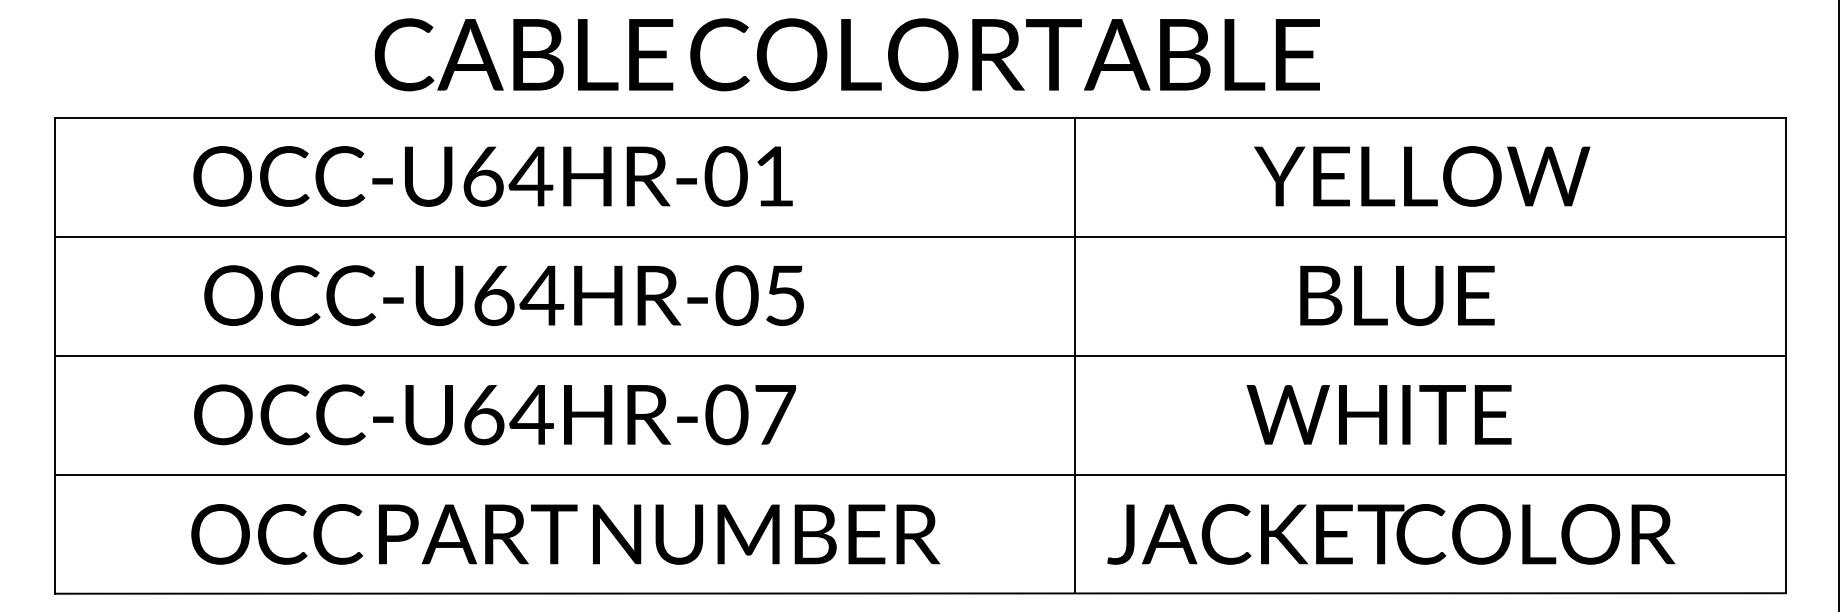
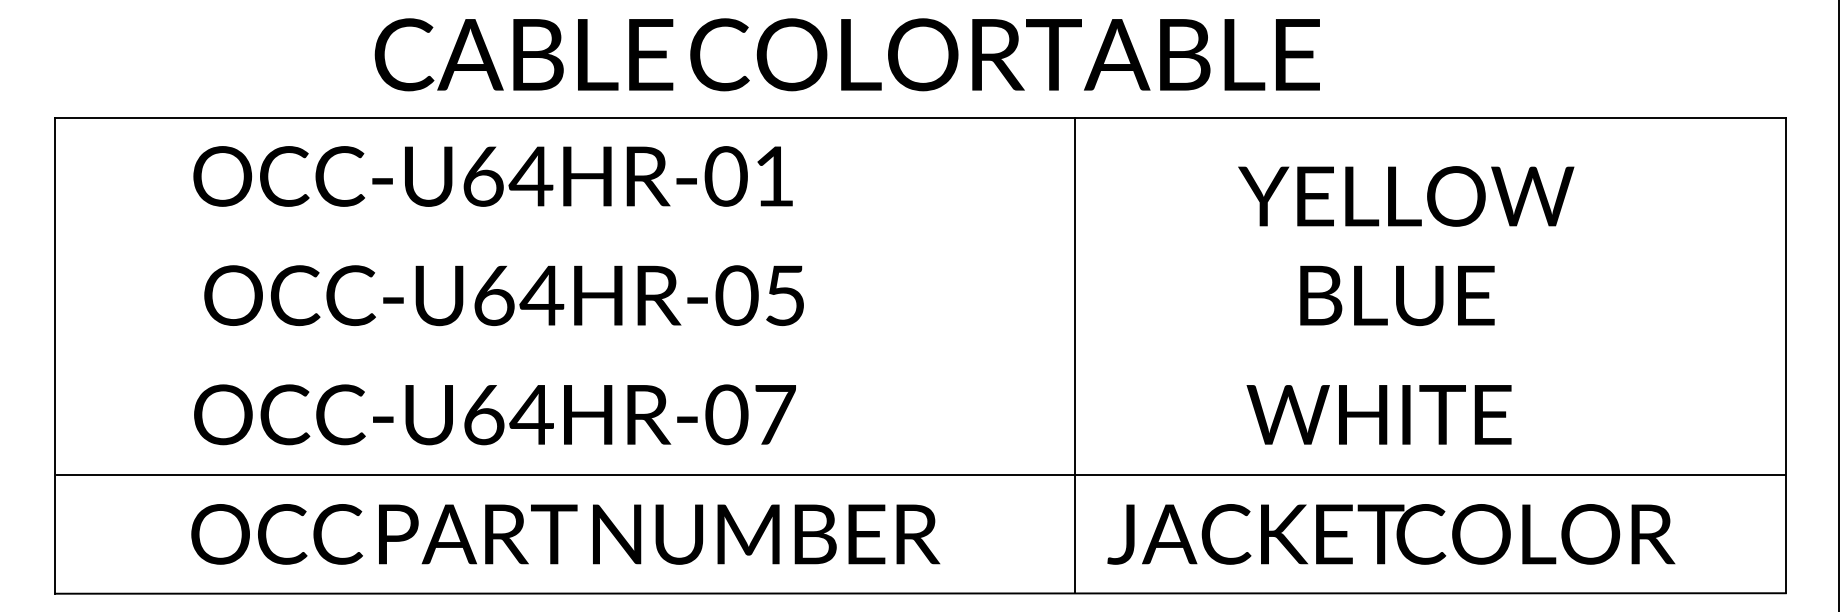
text position: (1422, 176) -> (1406, 196) (1406, 196)
line: present -> none (920, 236)
line: present -> none (920, 355)
